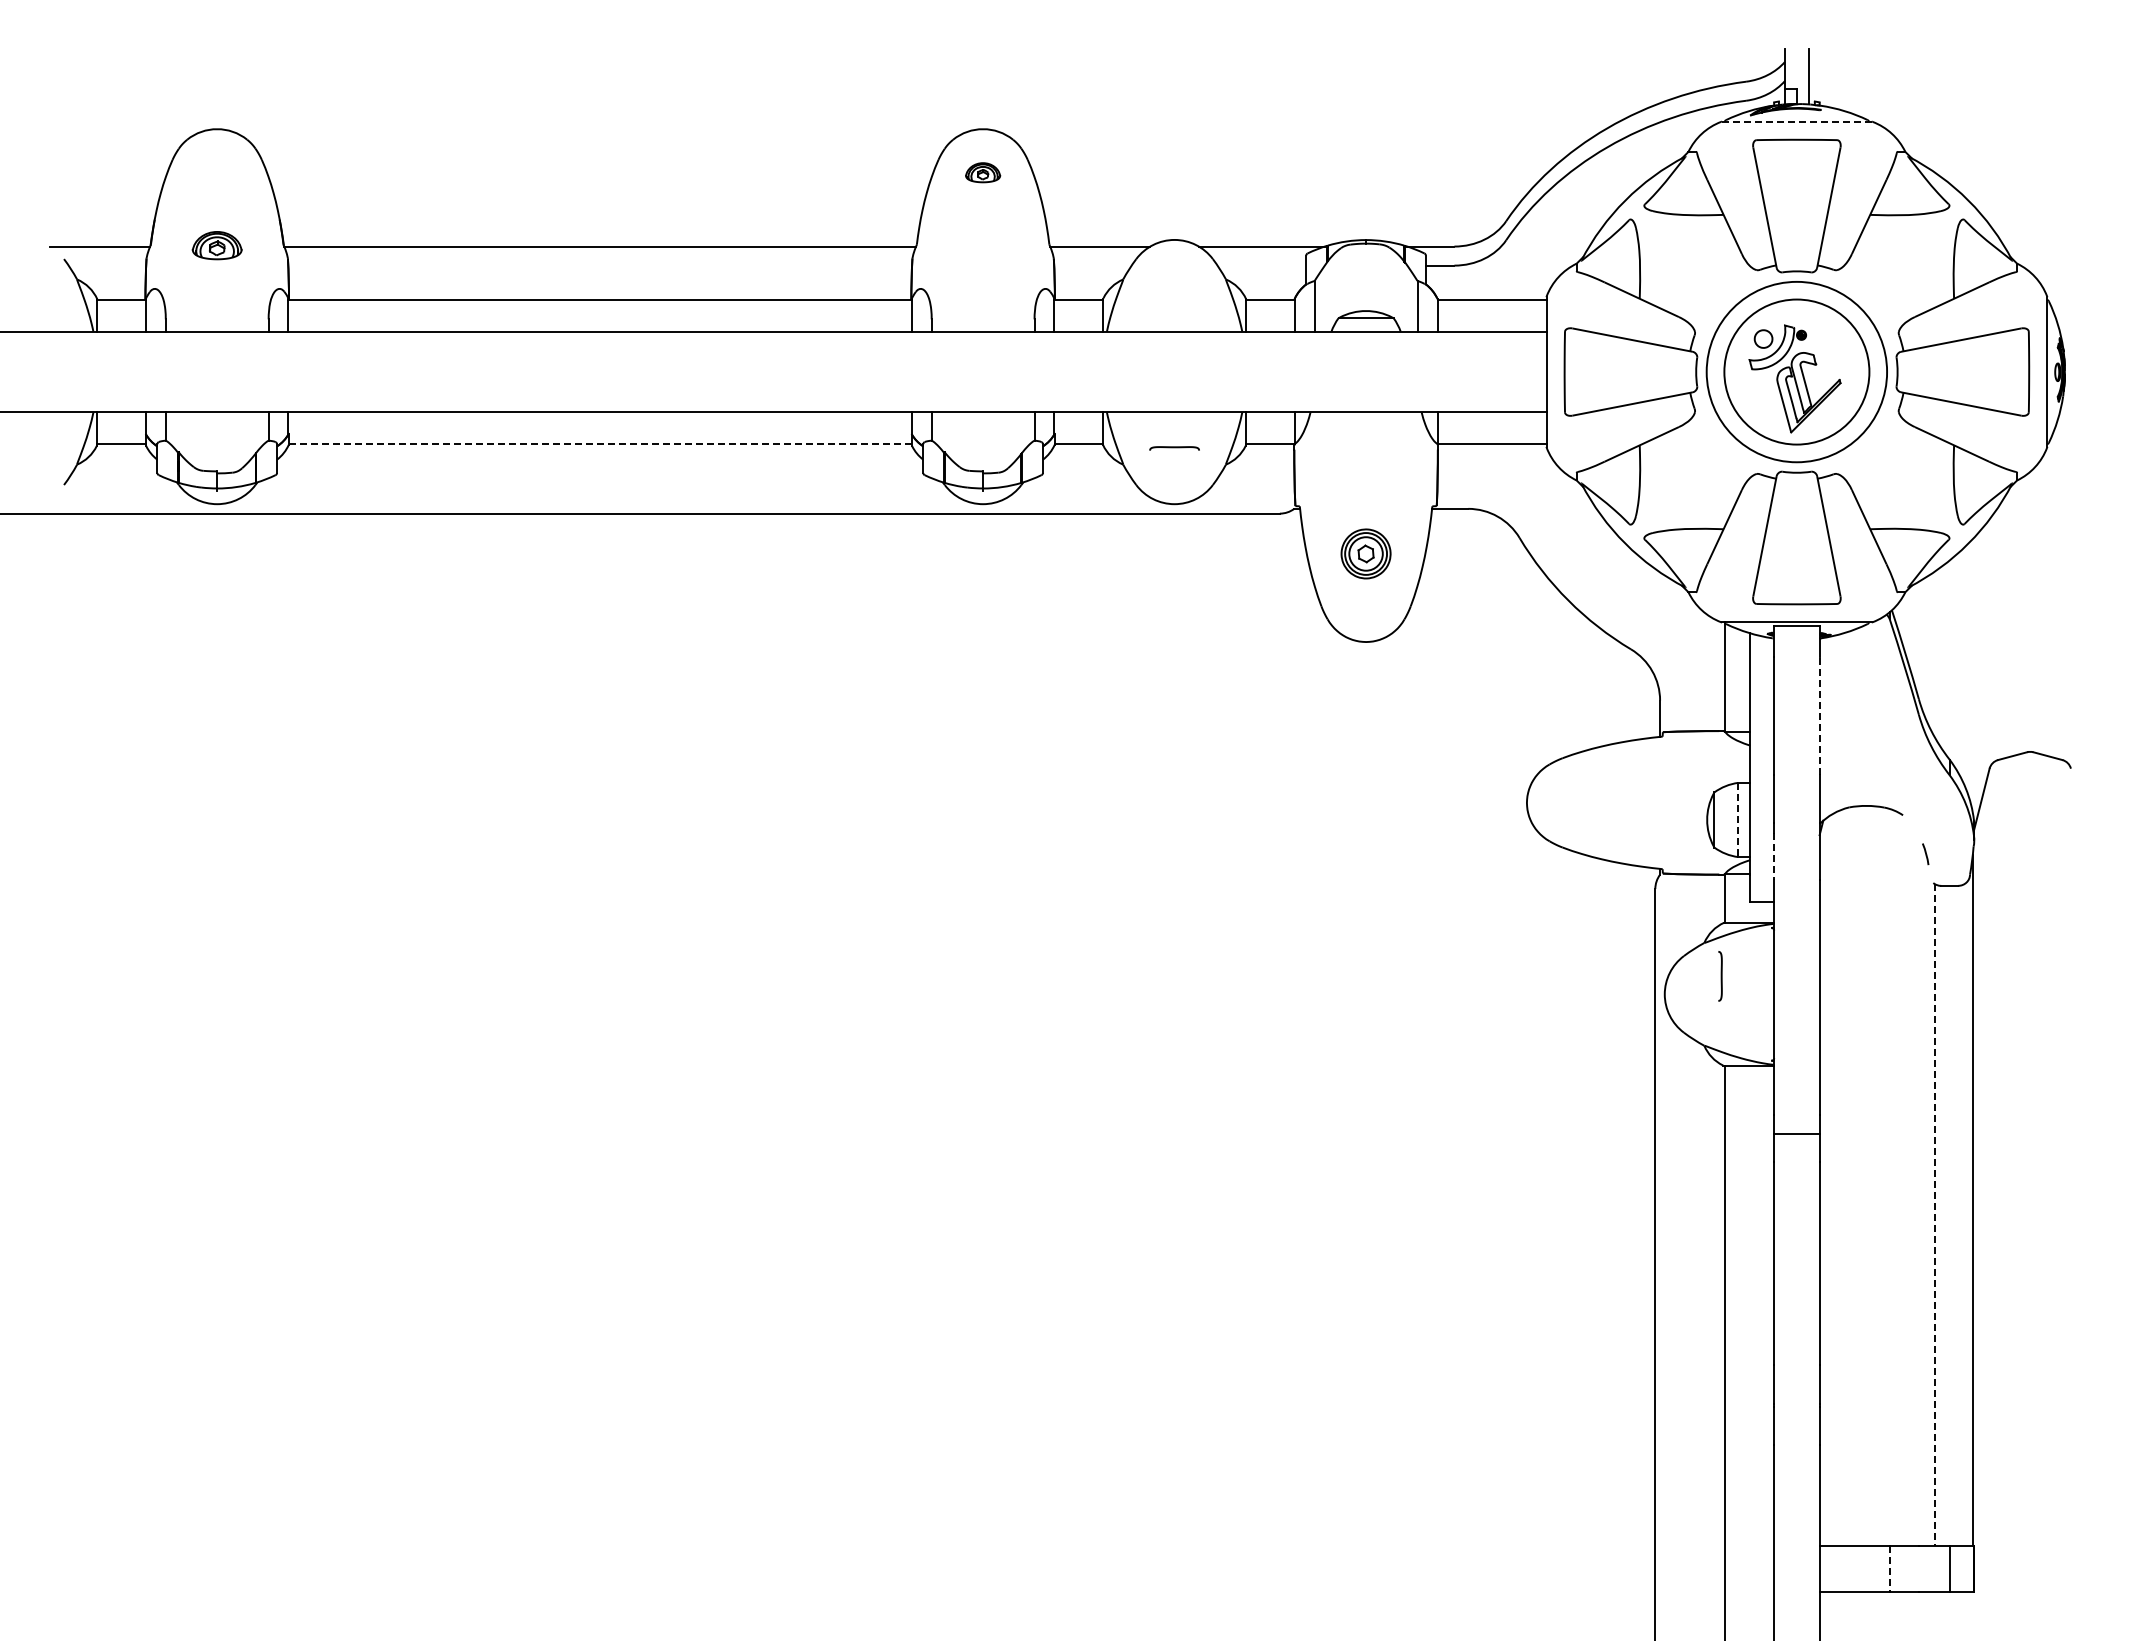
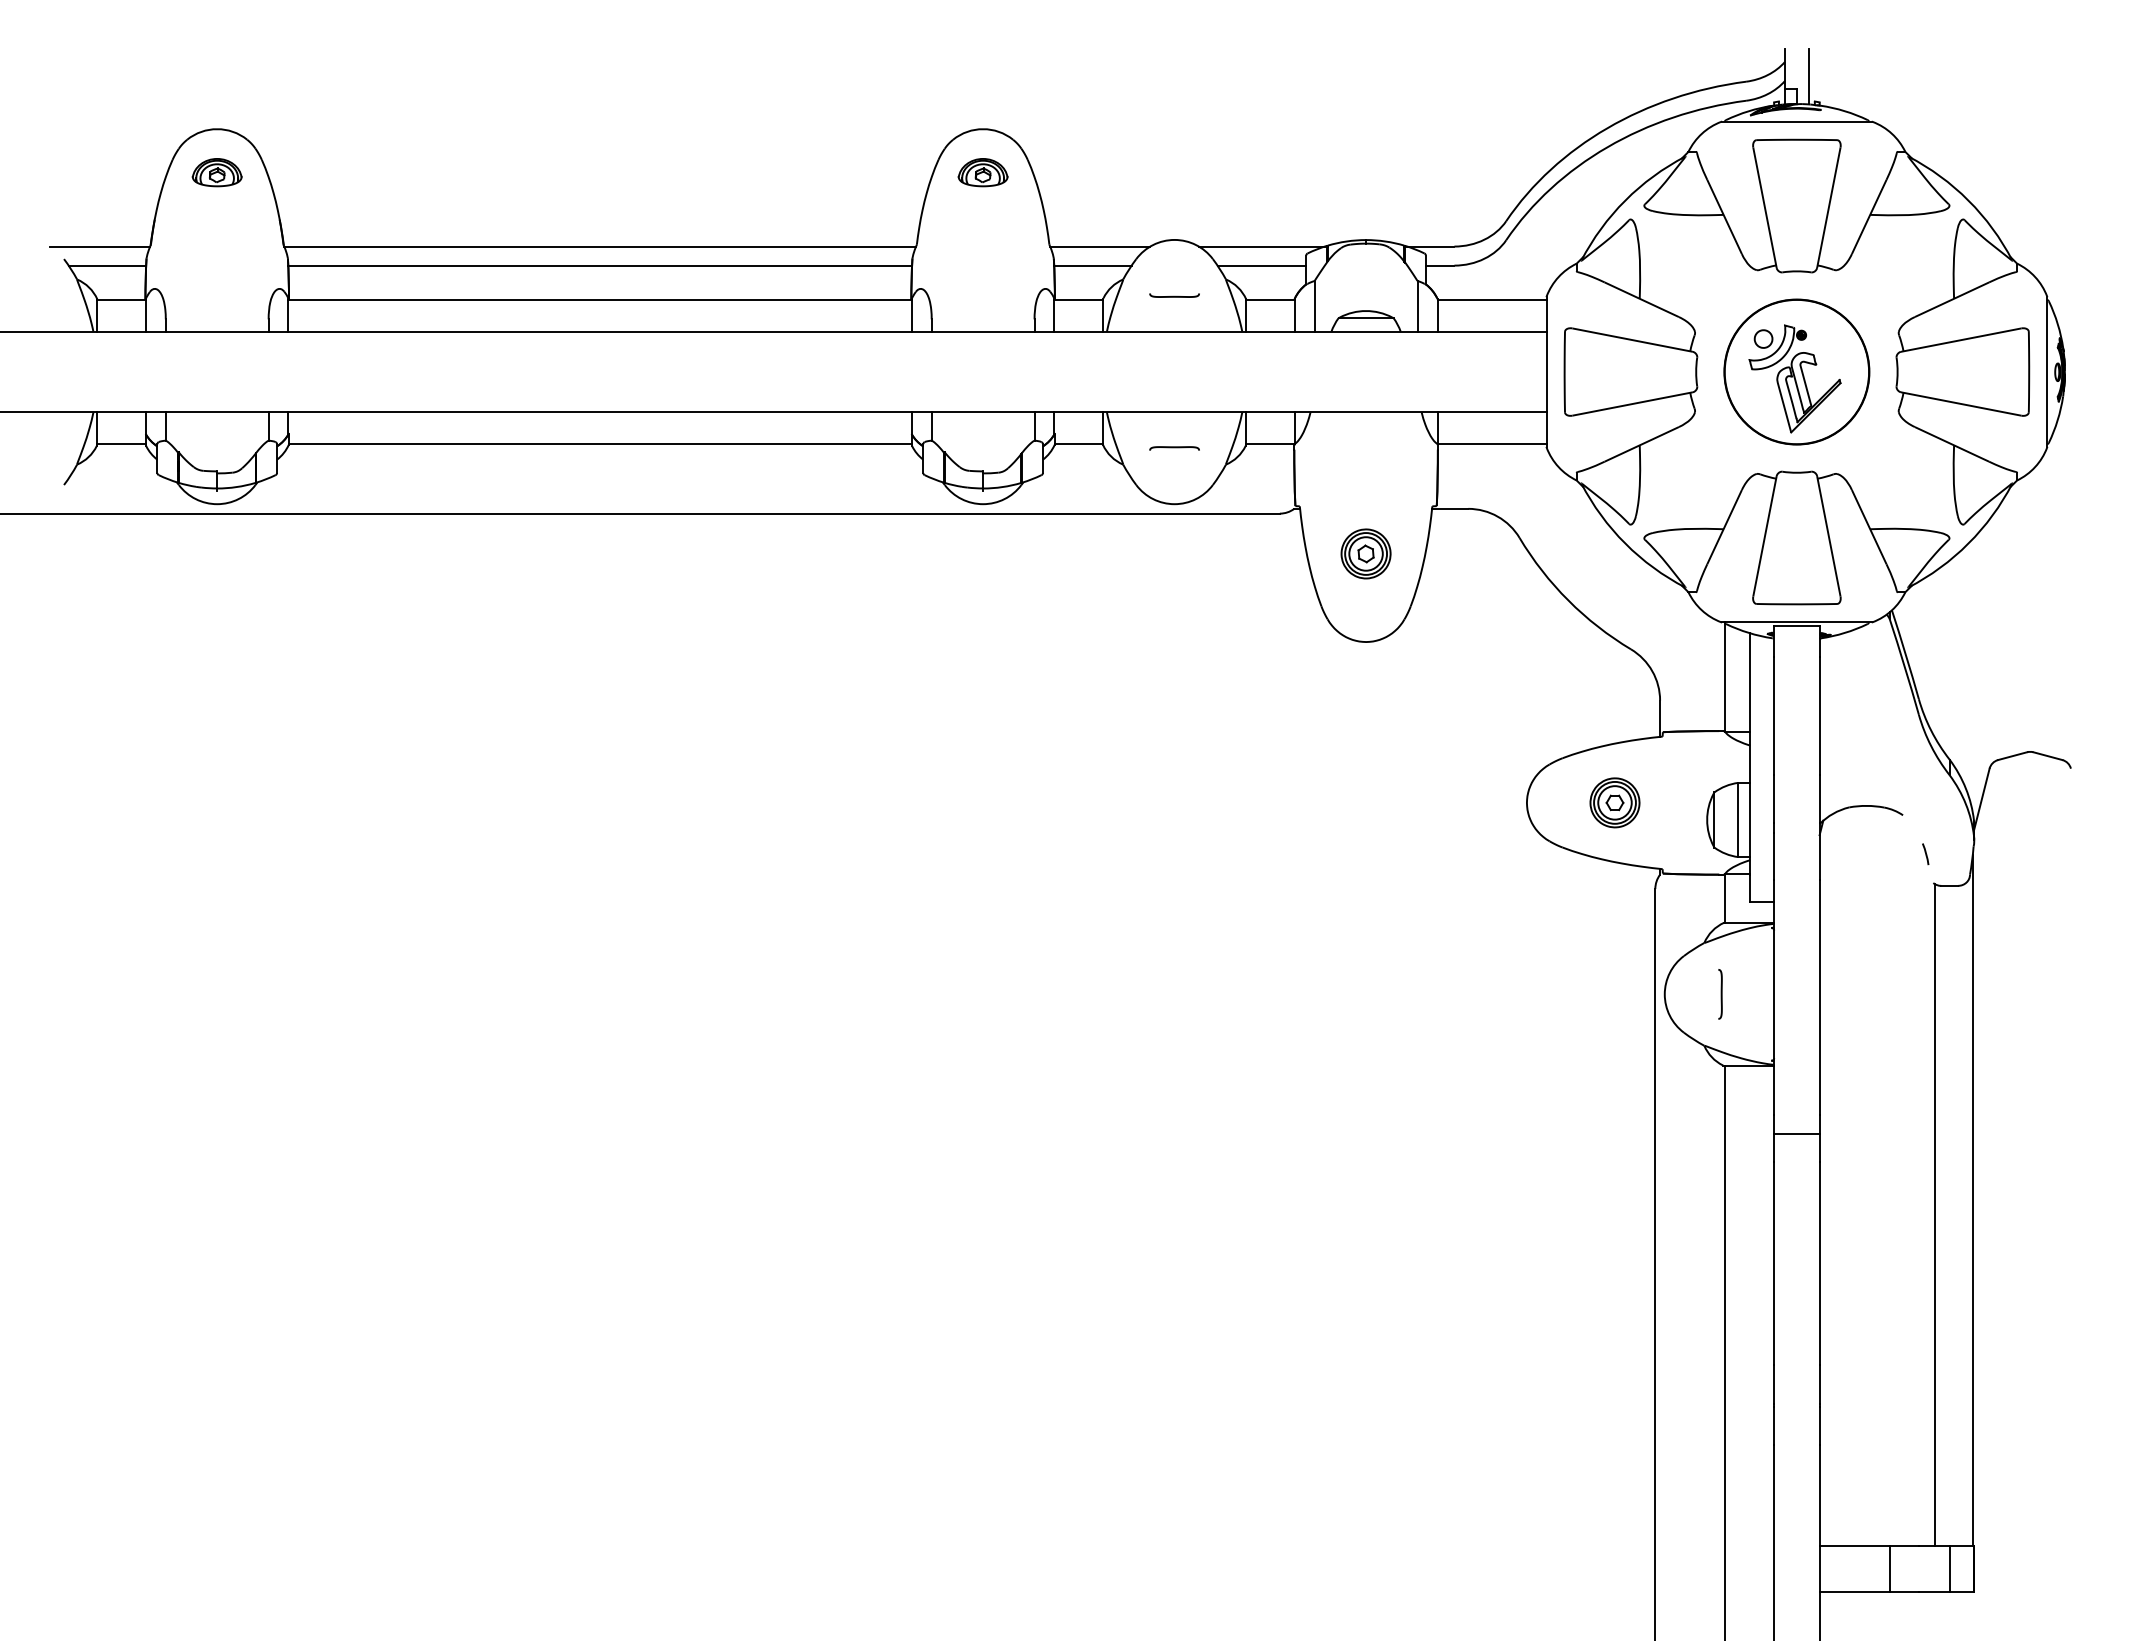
line: dashed -> solid (1796, 121)
part size: 37x22 px -> 52x30 px (982, 172)
part position: (216, 245) -> (216, 172) (216, 172)
line: none -> present (107, 265)
line: none -> present (600, 265)
line: none -> present (1092, 265)
line: none -> present (1261, 265)
curve: none -> present (1174, 295)
circle diameter: 180 px -> 144 px (1796, 371)
line: dashed -> solid (600, 444)
line: dashed -> solid (1819, 715)
part: none -> present (1614, 802)
line: dashed -> solid (1738, 820)
line: dashed -> solid (1774, 856)
curve position: (1720, 976) -> (1720, 994) (1720, 994)
line: dashed -> solid (1934, 1215)
line: dashed -> solid (1889, 1568)
